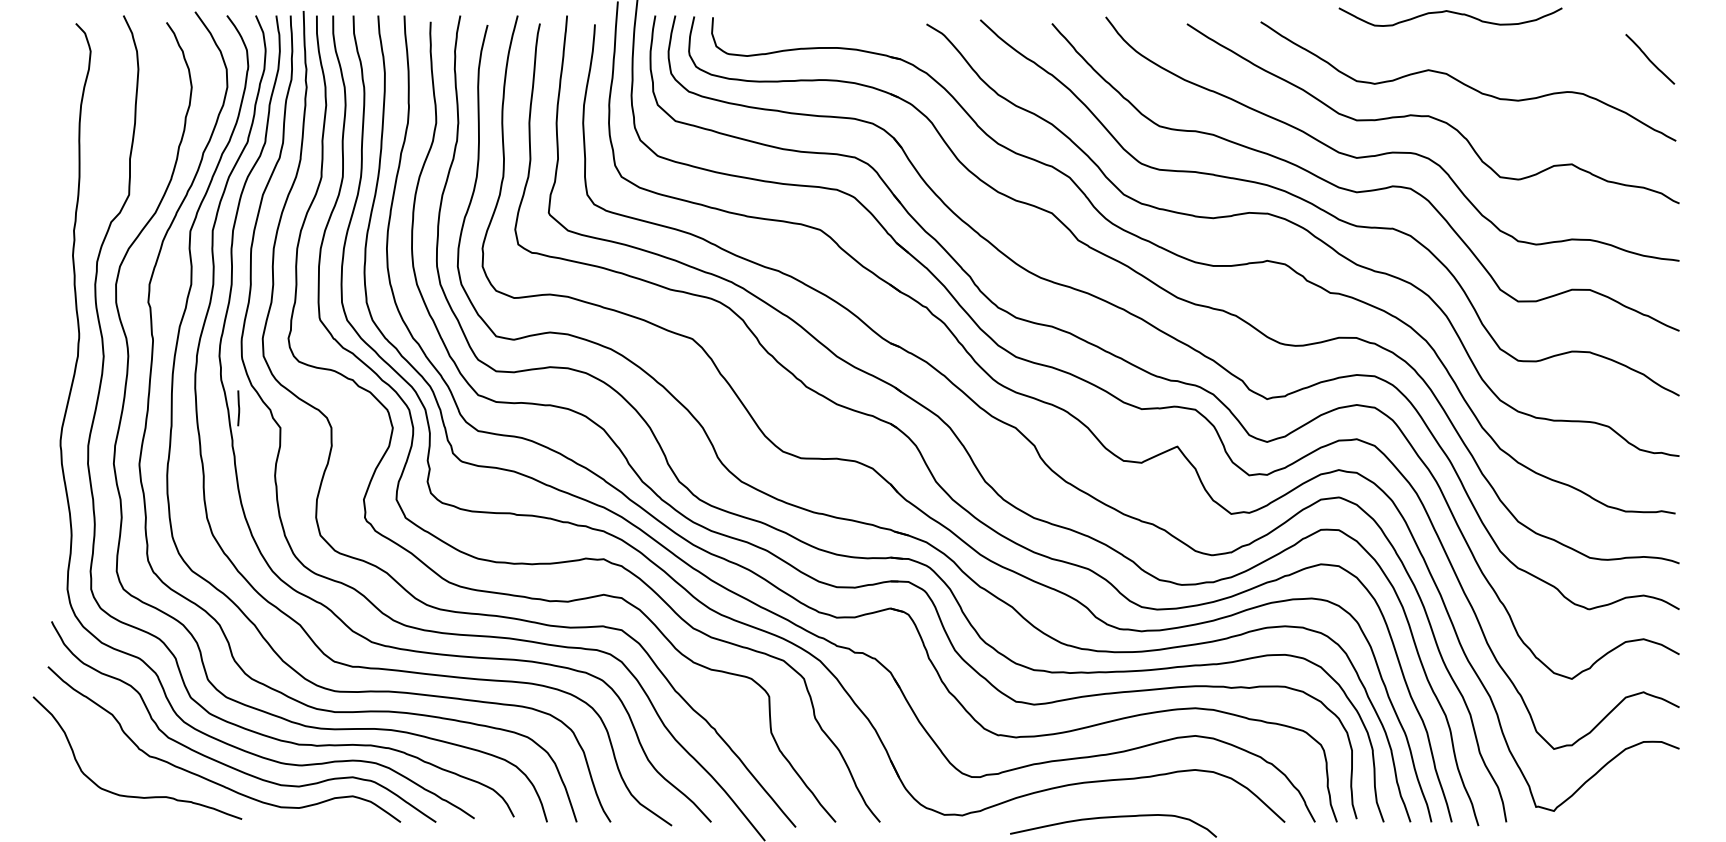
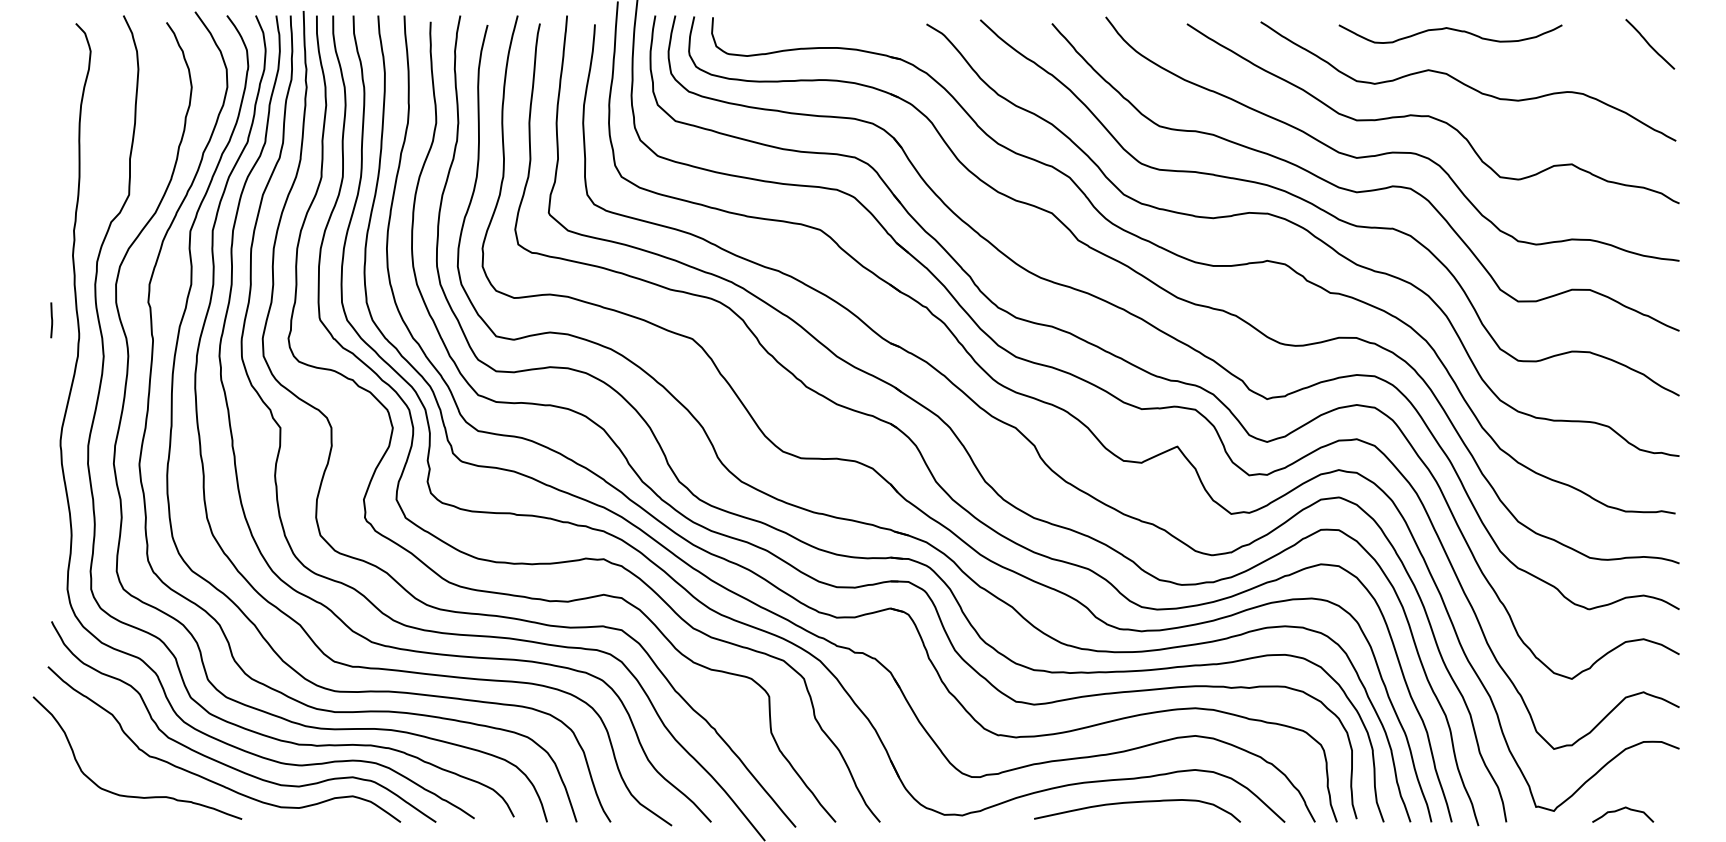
curve position: (1452, 13) -> (1452, 30) (1452, 30)
curve position: (1650, 59) -> (1650, 44) (1650, 44)
line position: (238, 408) -> (51, 320) (51, 320)
curve: none -> present (1623, 809)
curve position: (1110, 818) -> (1134, 803) (1134, 803)
